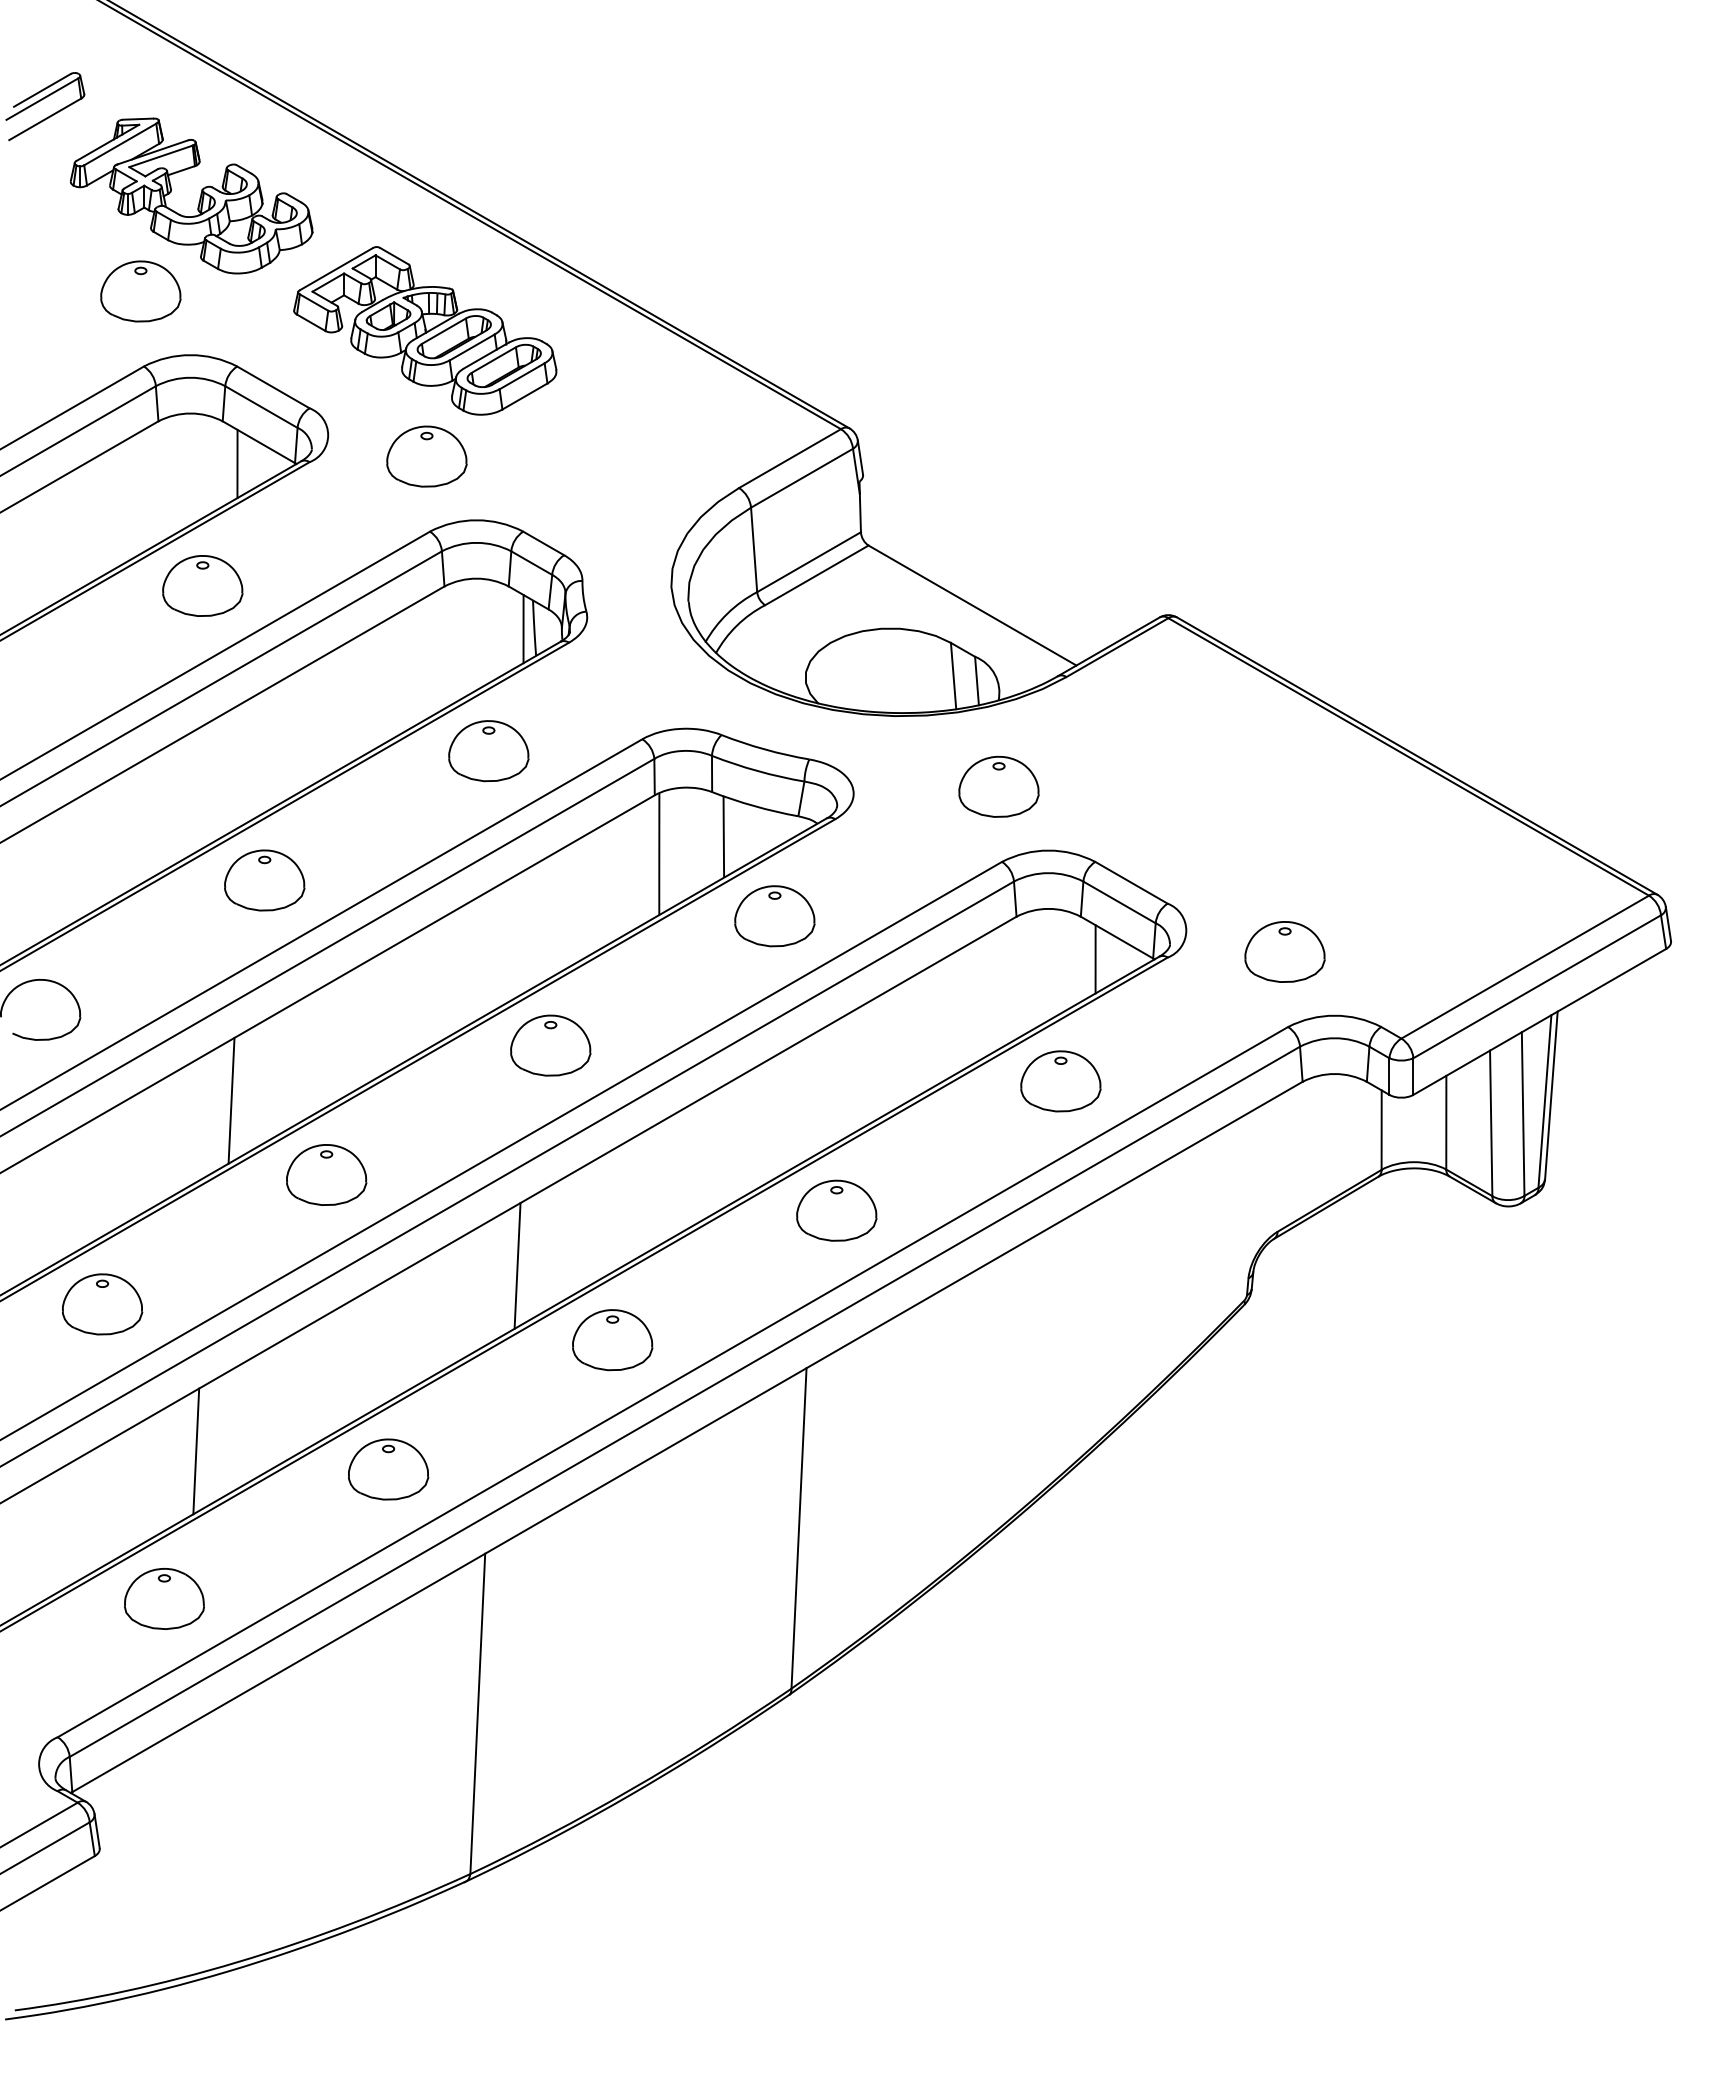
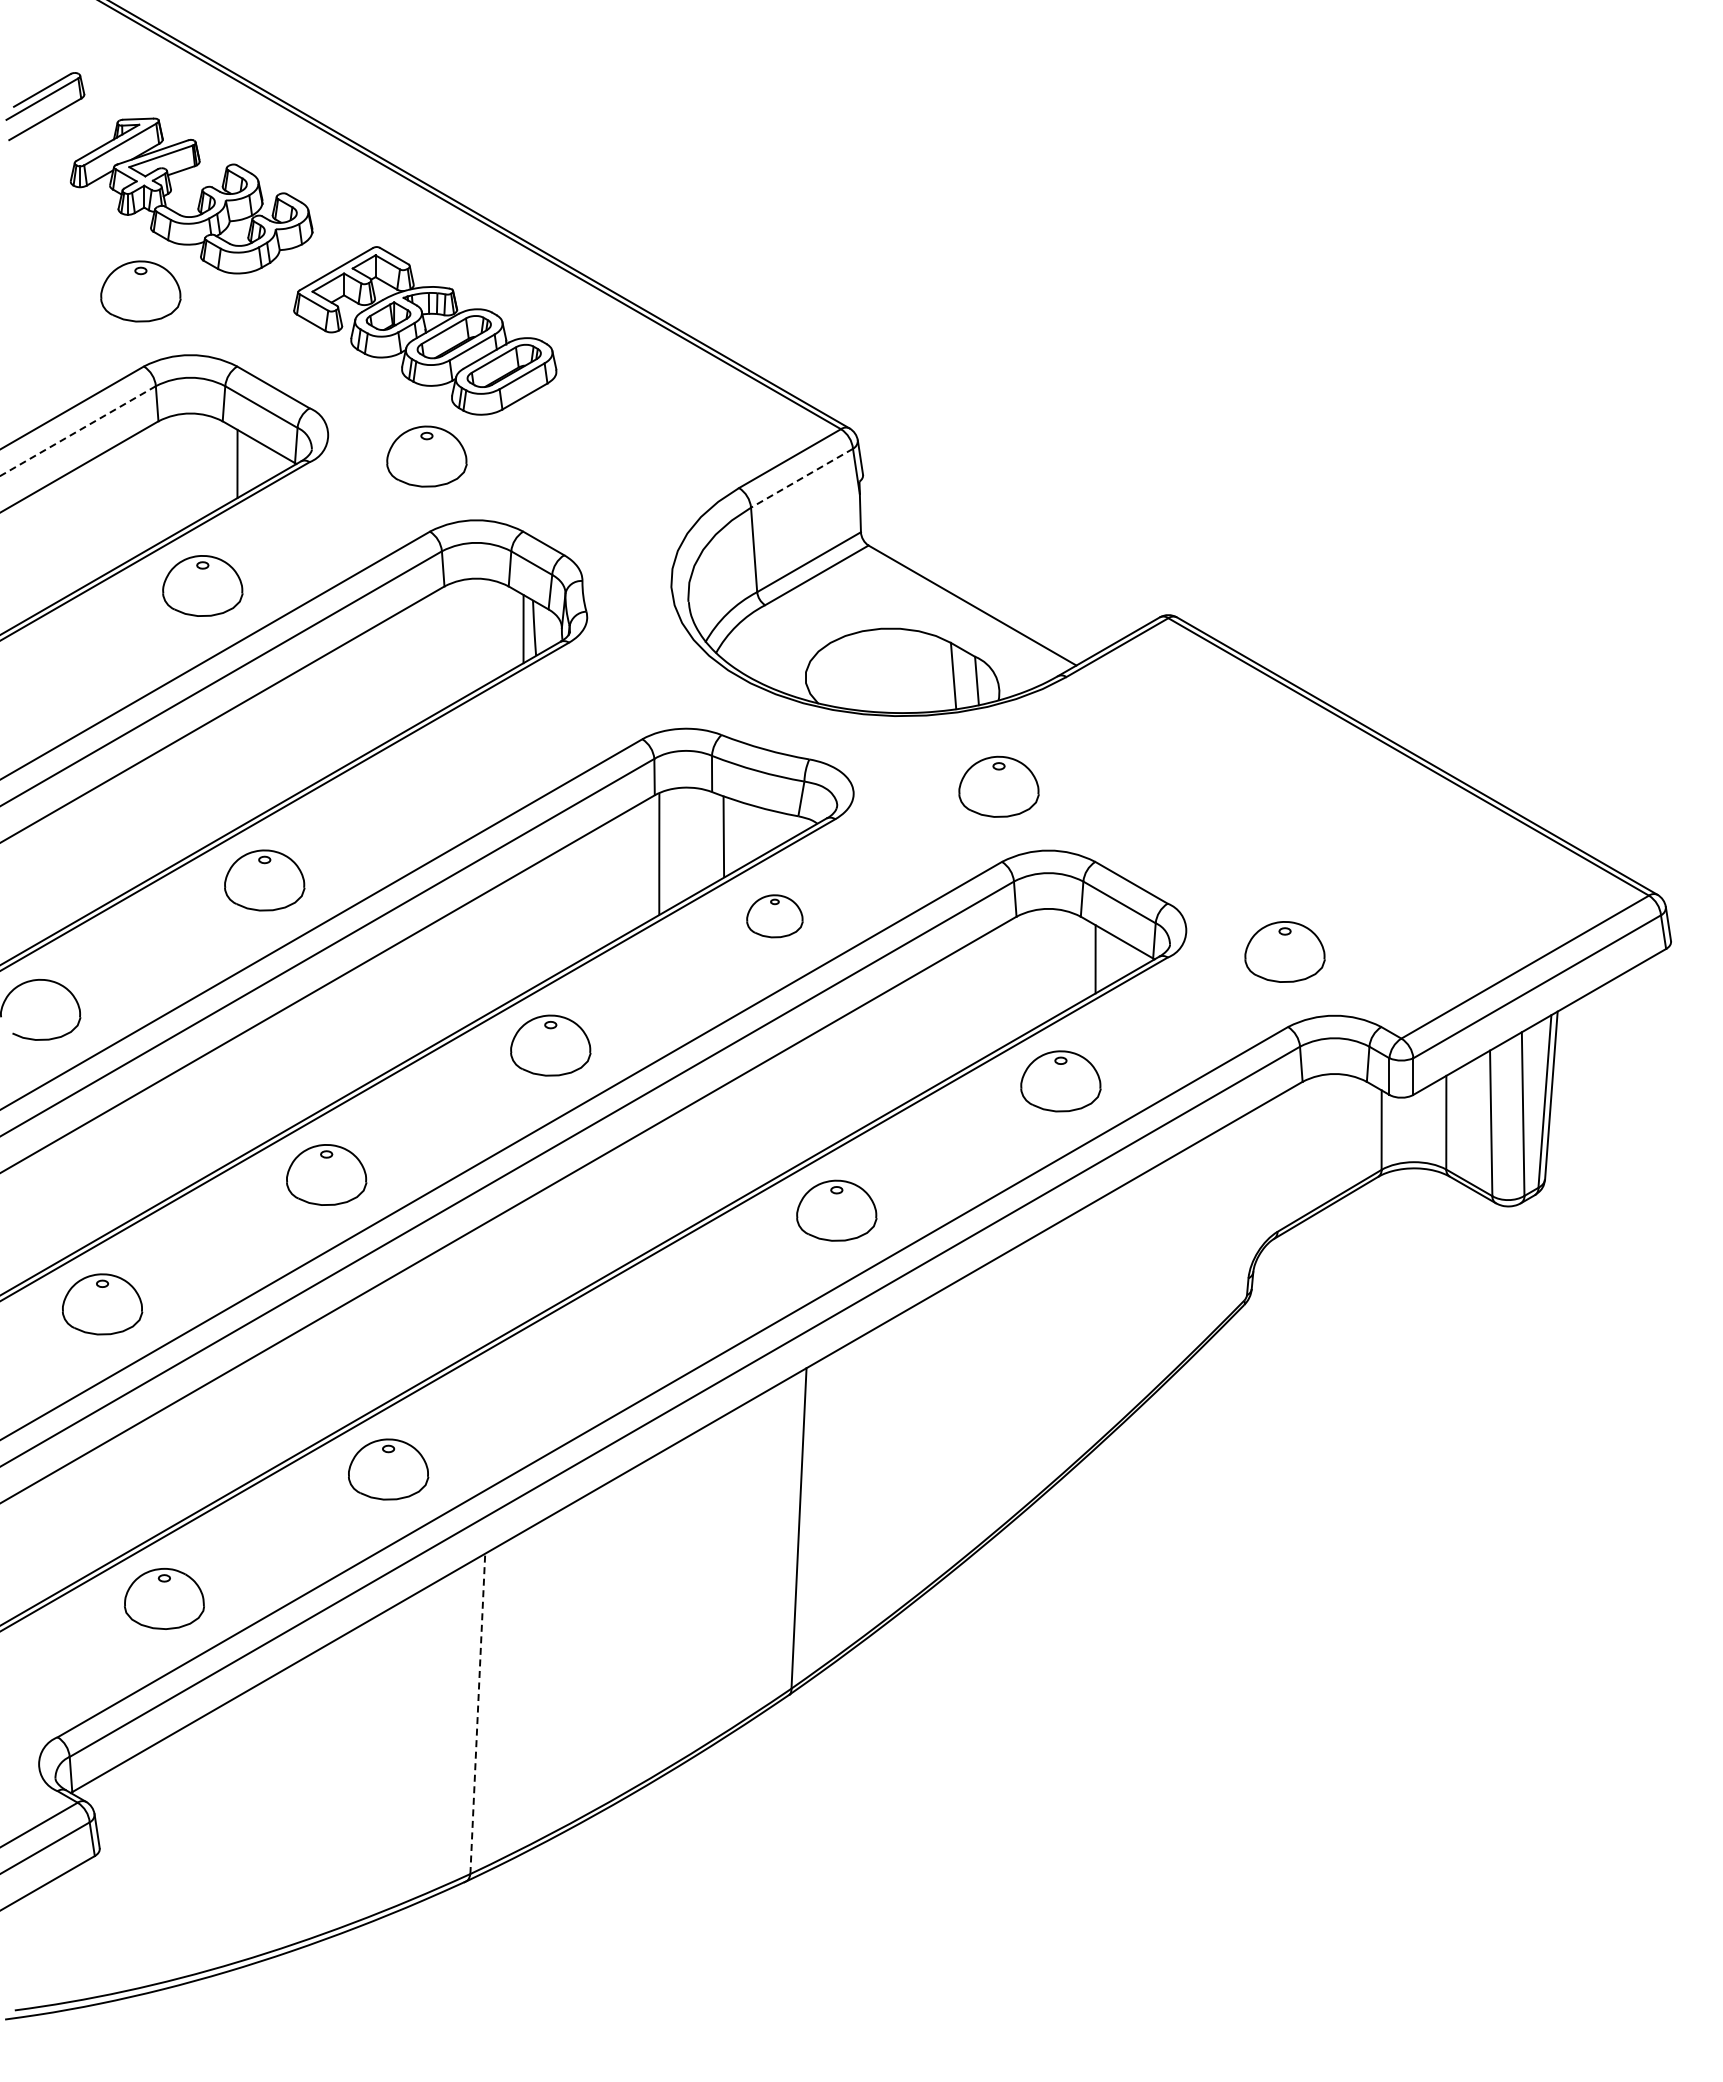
line: solid -> dashed (77, 431)
line: solid -> dashed (802, 478)
part: present -> none (488, 751)
part size: 82x63 px -> 58x45 px (774, 916)
line: present -> none (231, 1100)
line: present -> none (517, 1265)
part: present -> none (612, 1340)
line: present -> none (196, 1451)
line: solid -> dashed (477, 1713)
